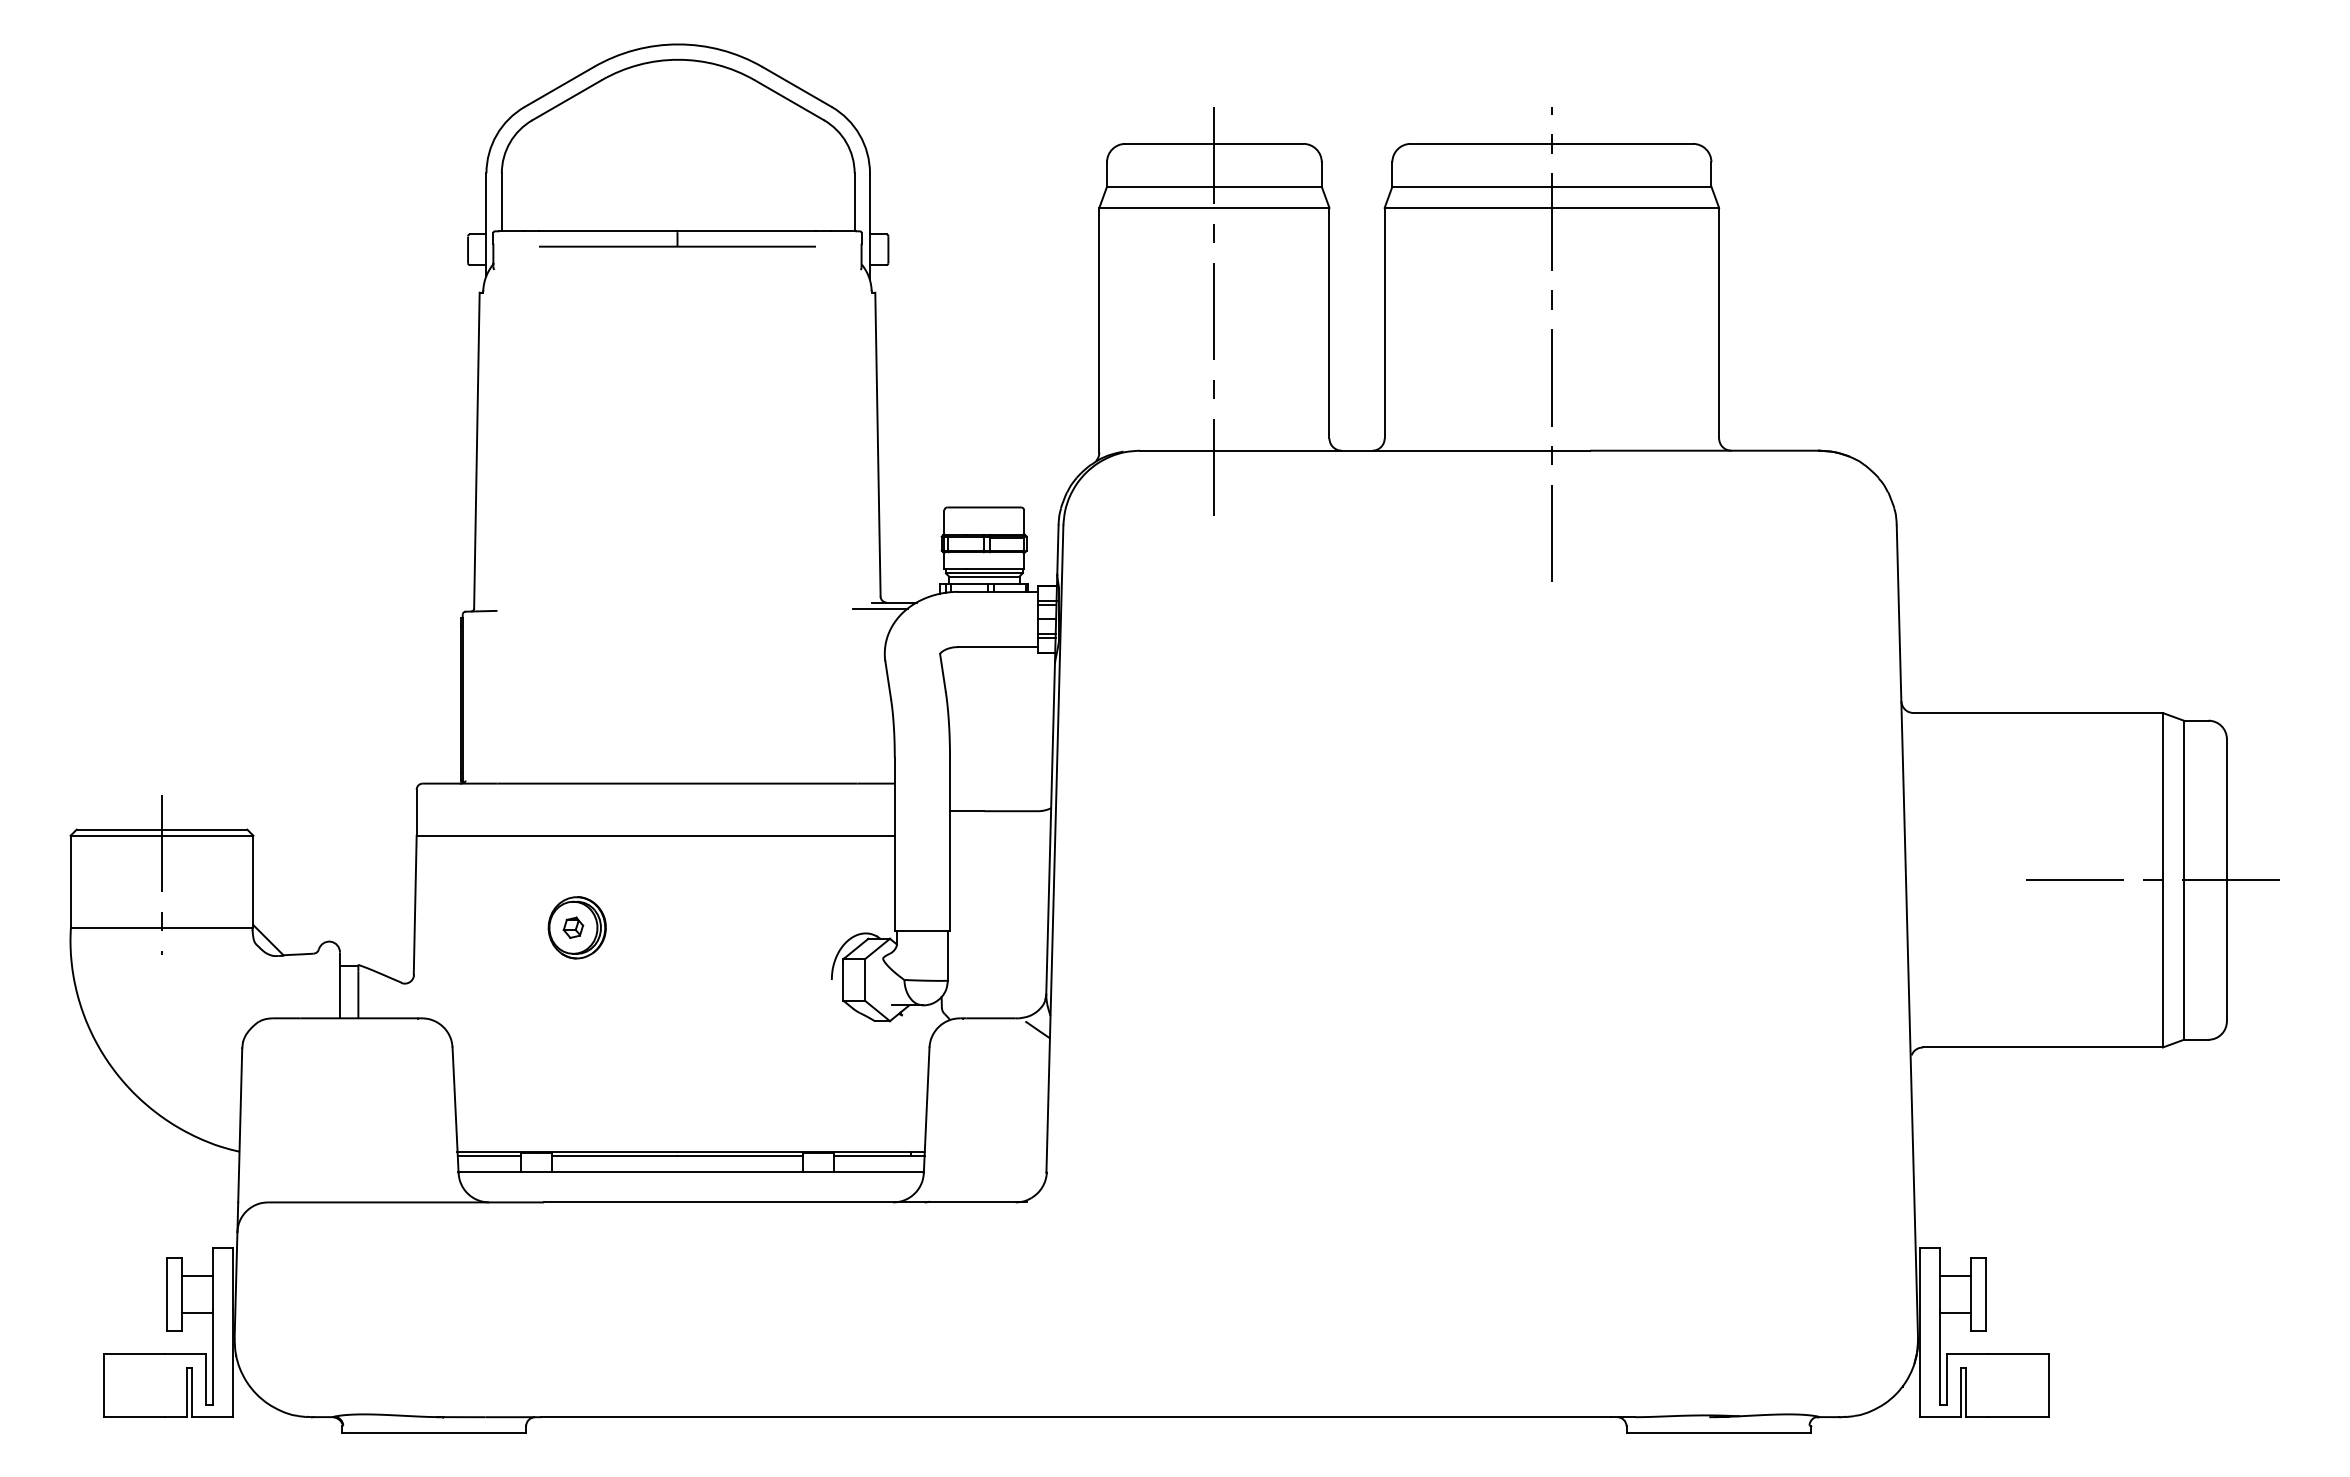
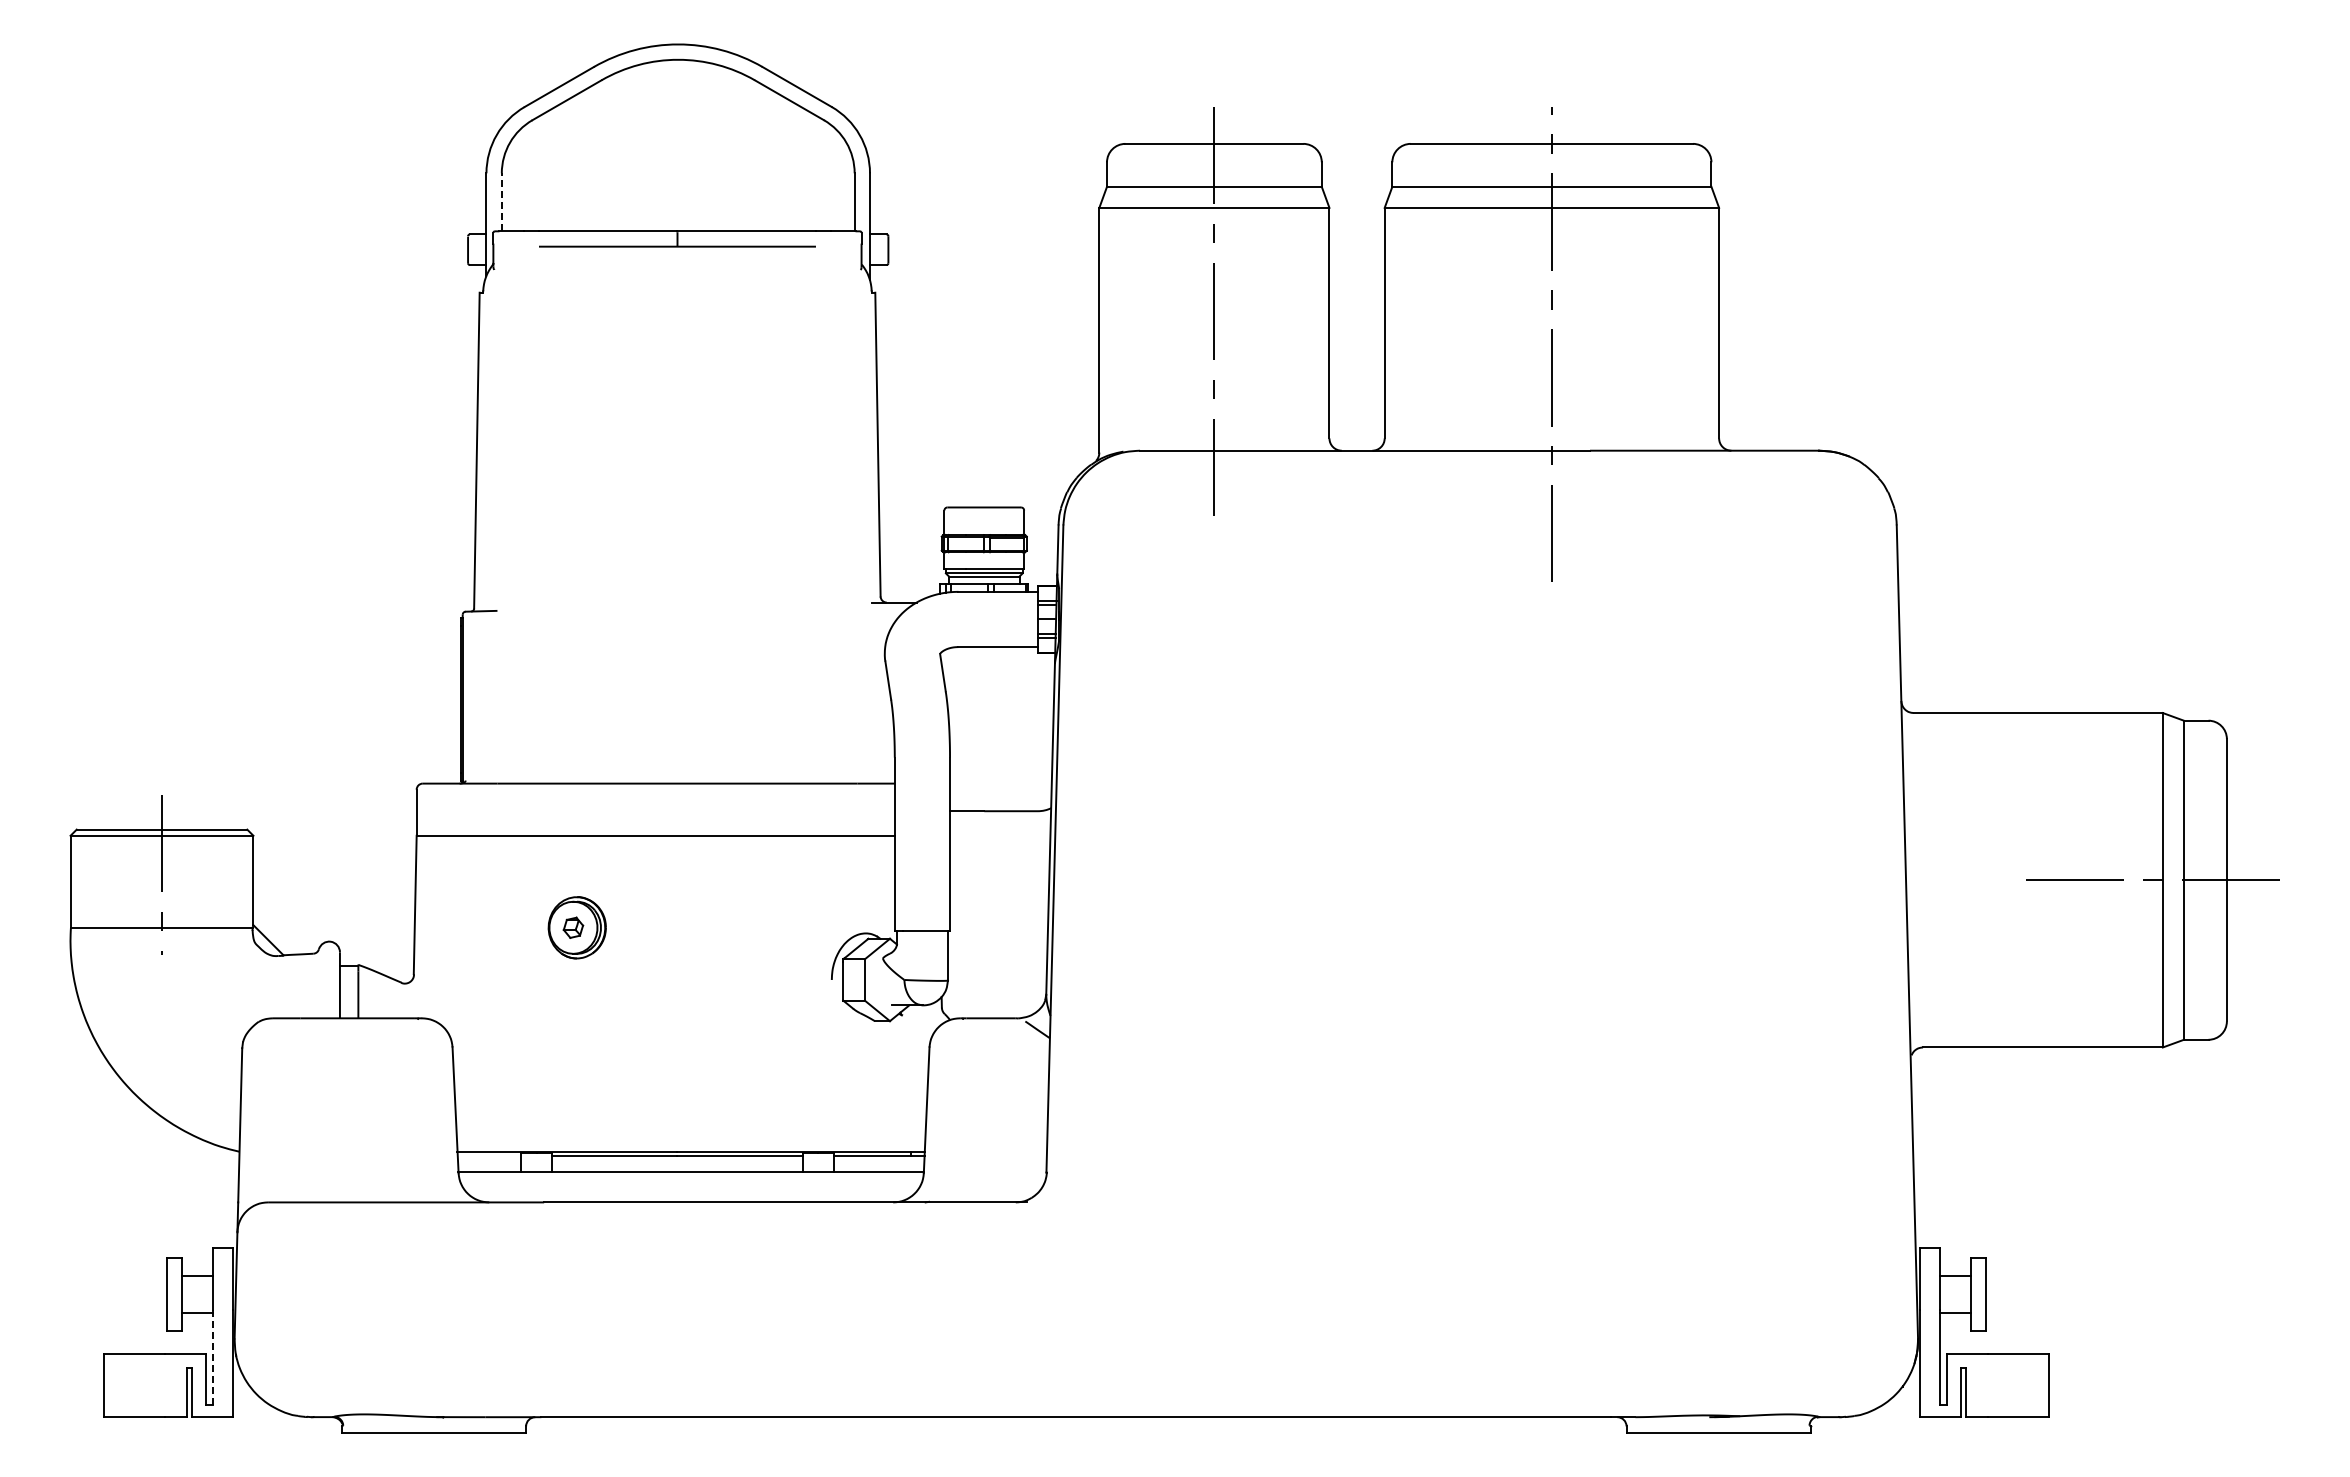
line: solid -> dashed (501, 202)
line: present -> none (880, 608)
line: present -> none (489, 1156)
line: solid -> dashed (212, 1357)
